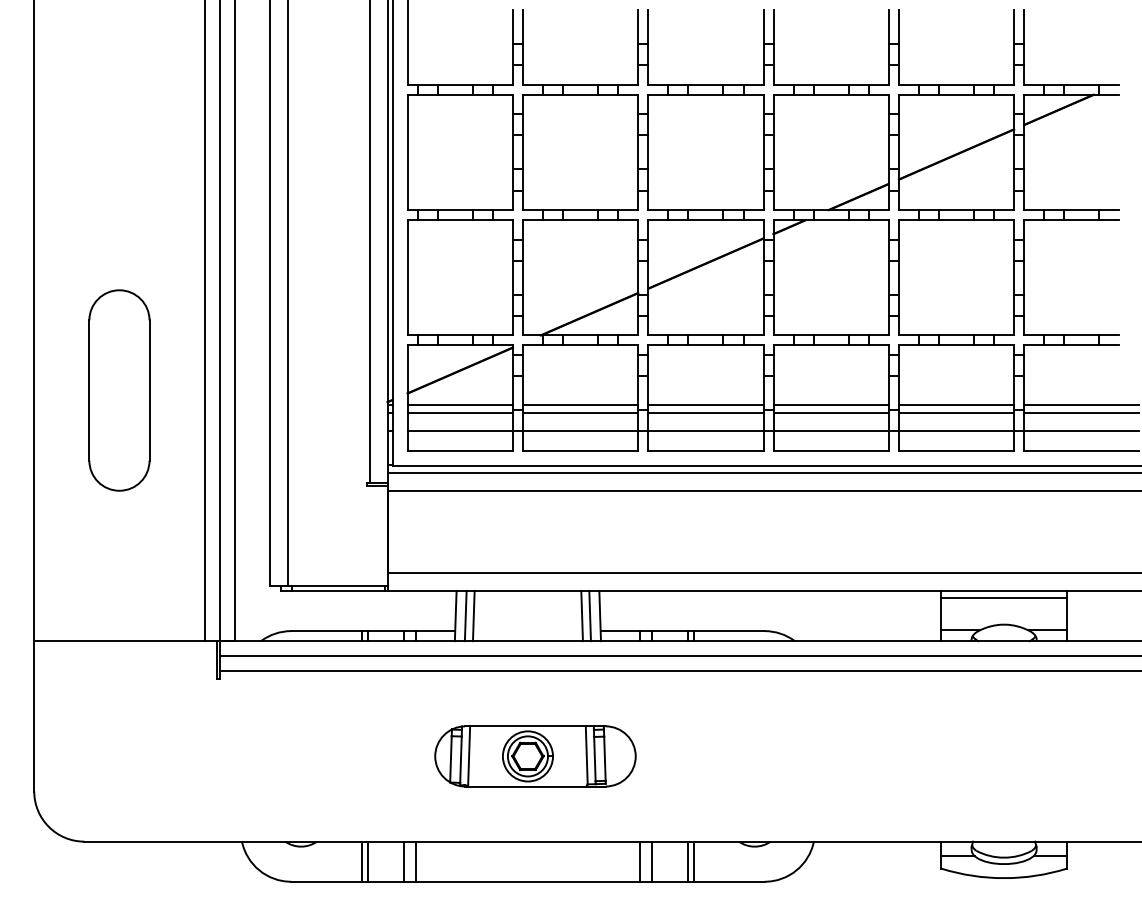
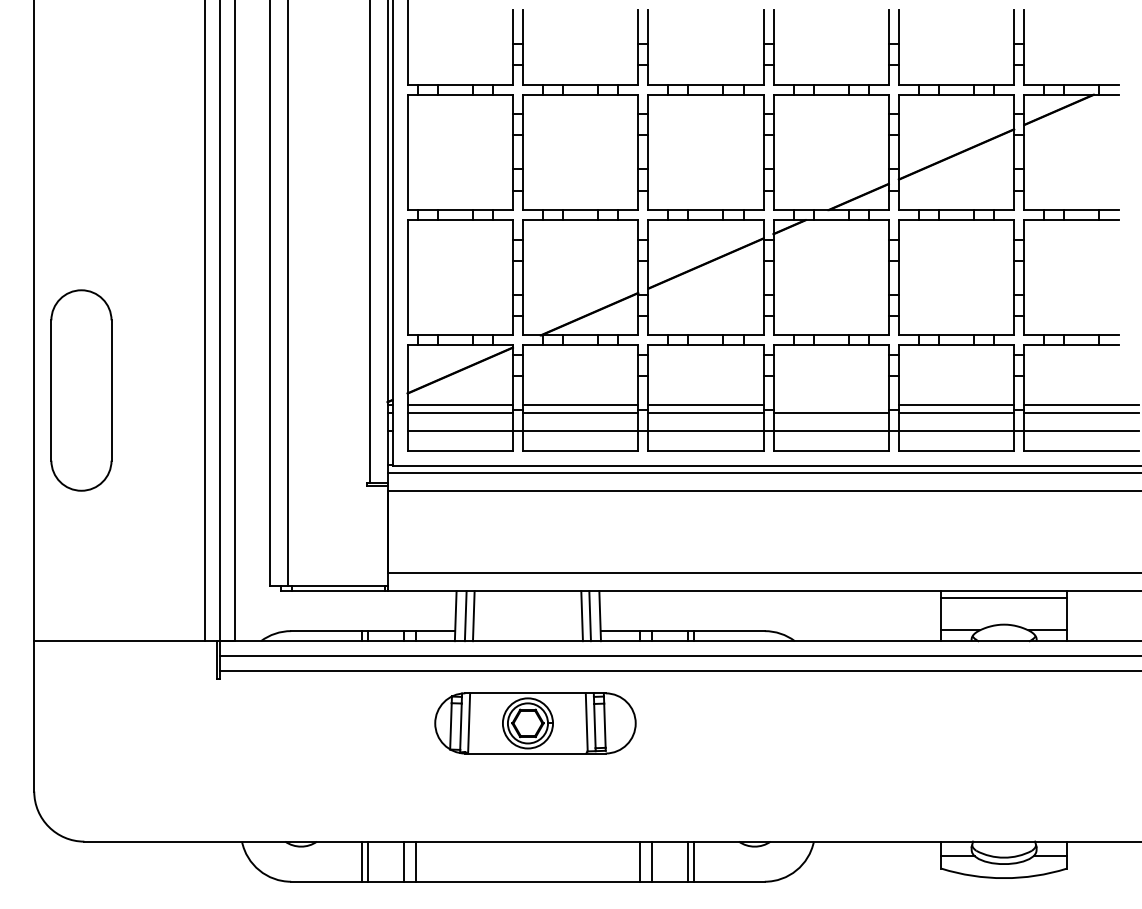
part position: (119, 390) -> (81, 390) (81, 390)
line: present -> none (830, 405)
part position: (535, 756) -> (535, 723) (535, 723)
